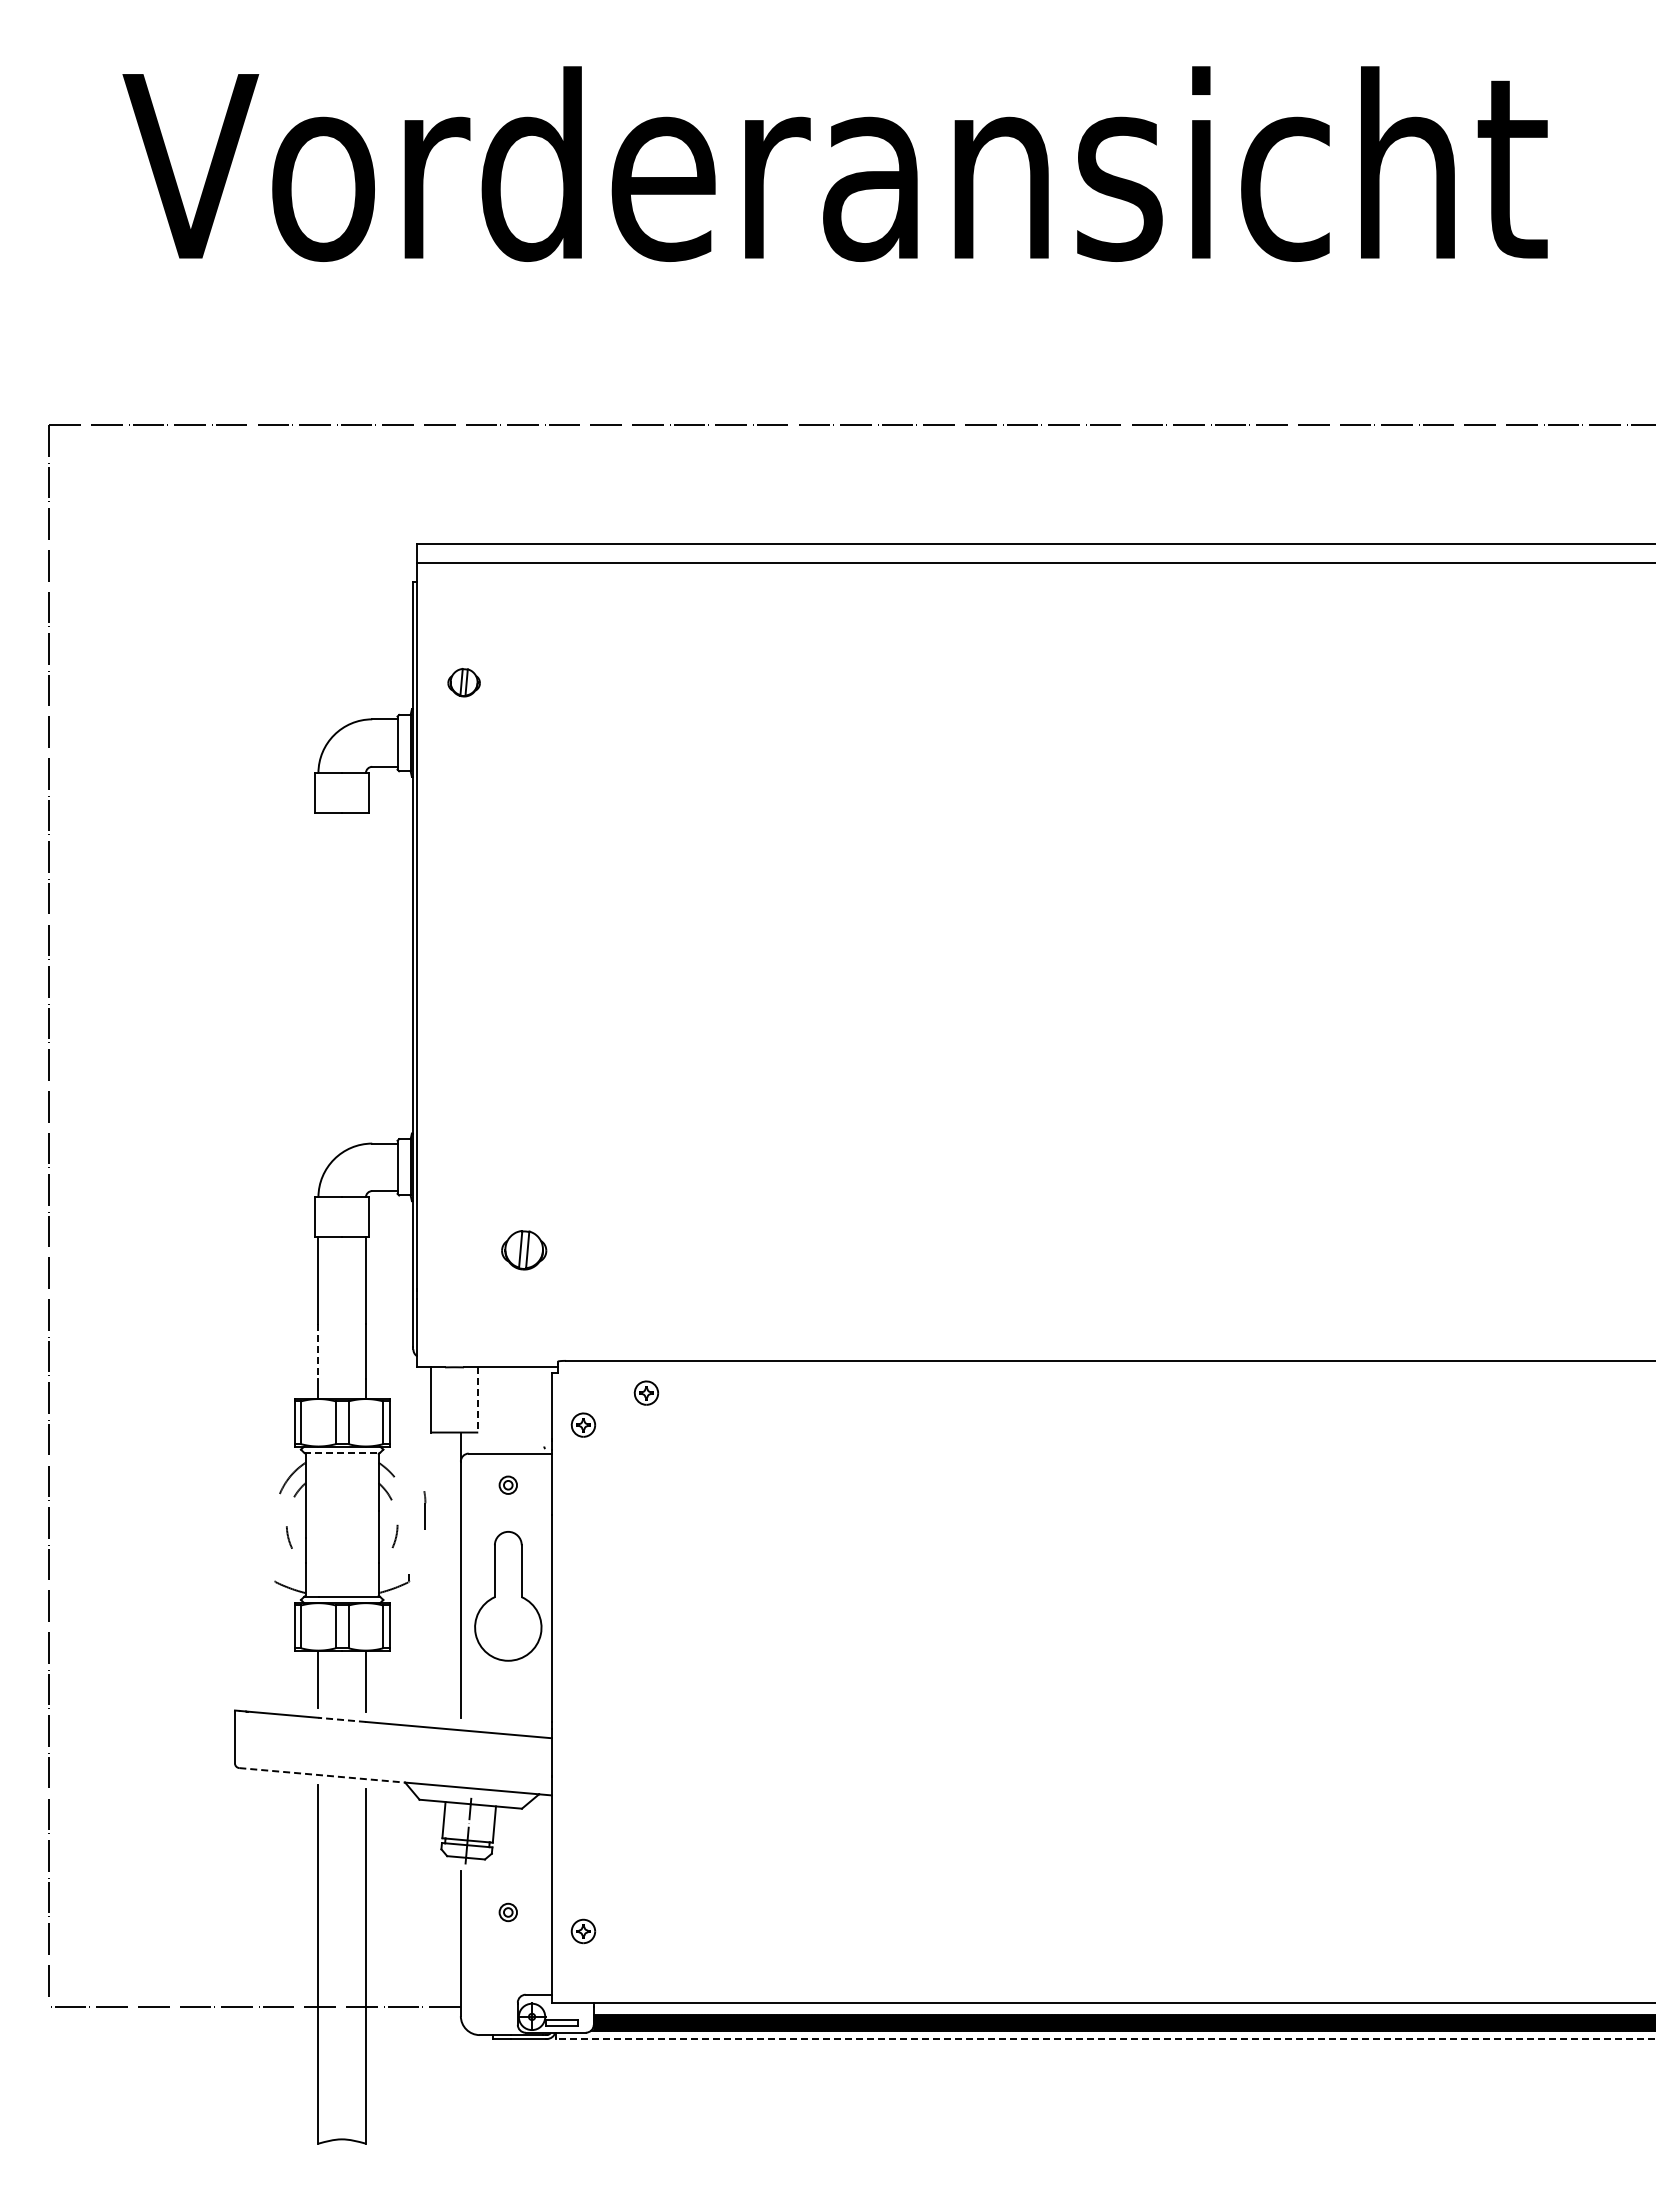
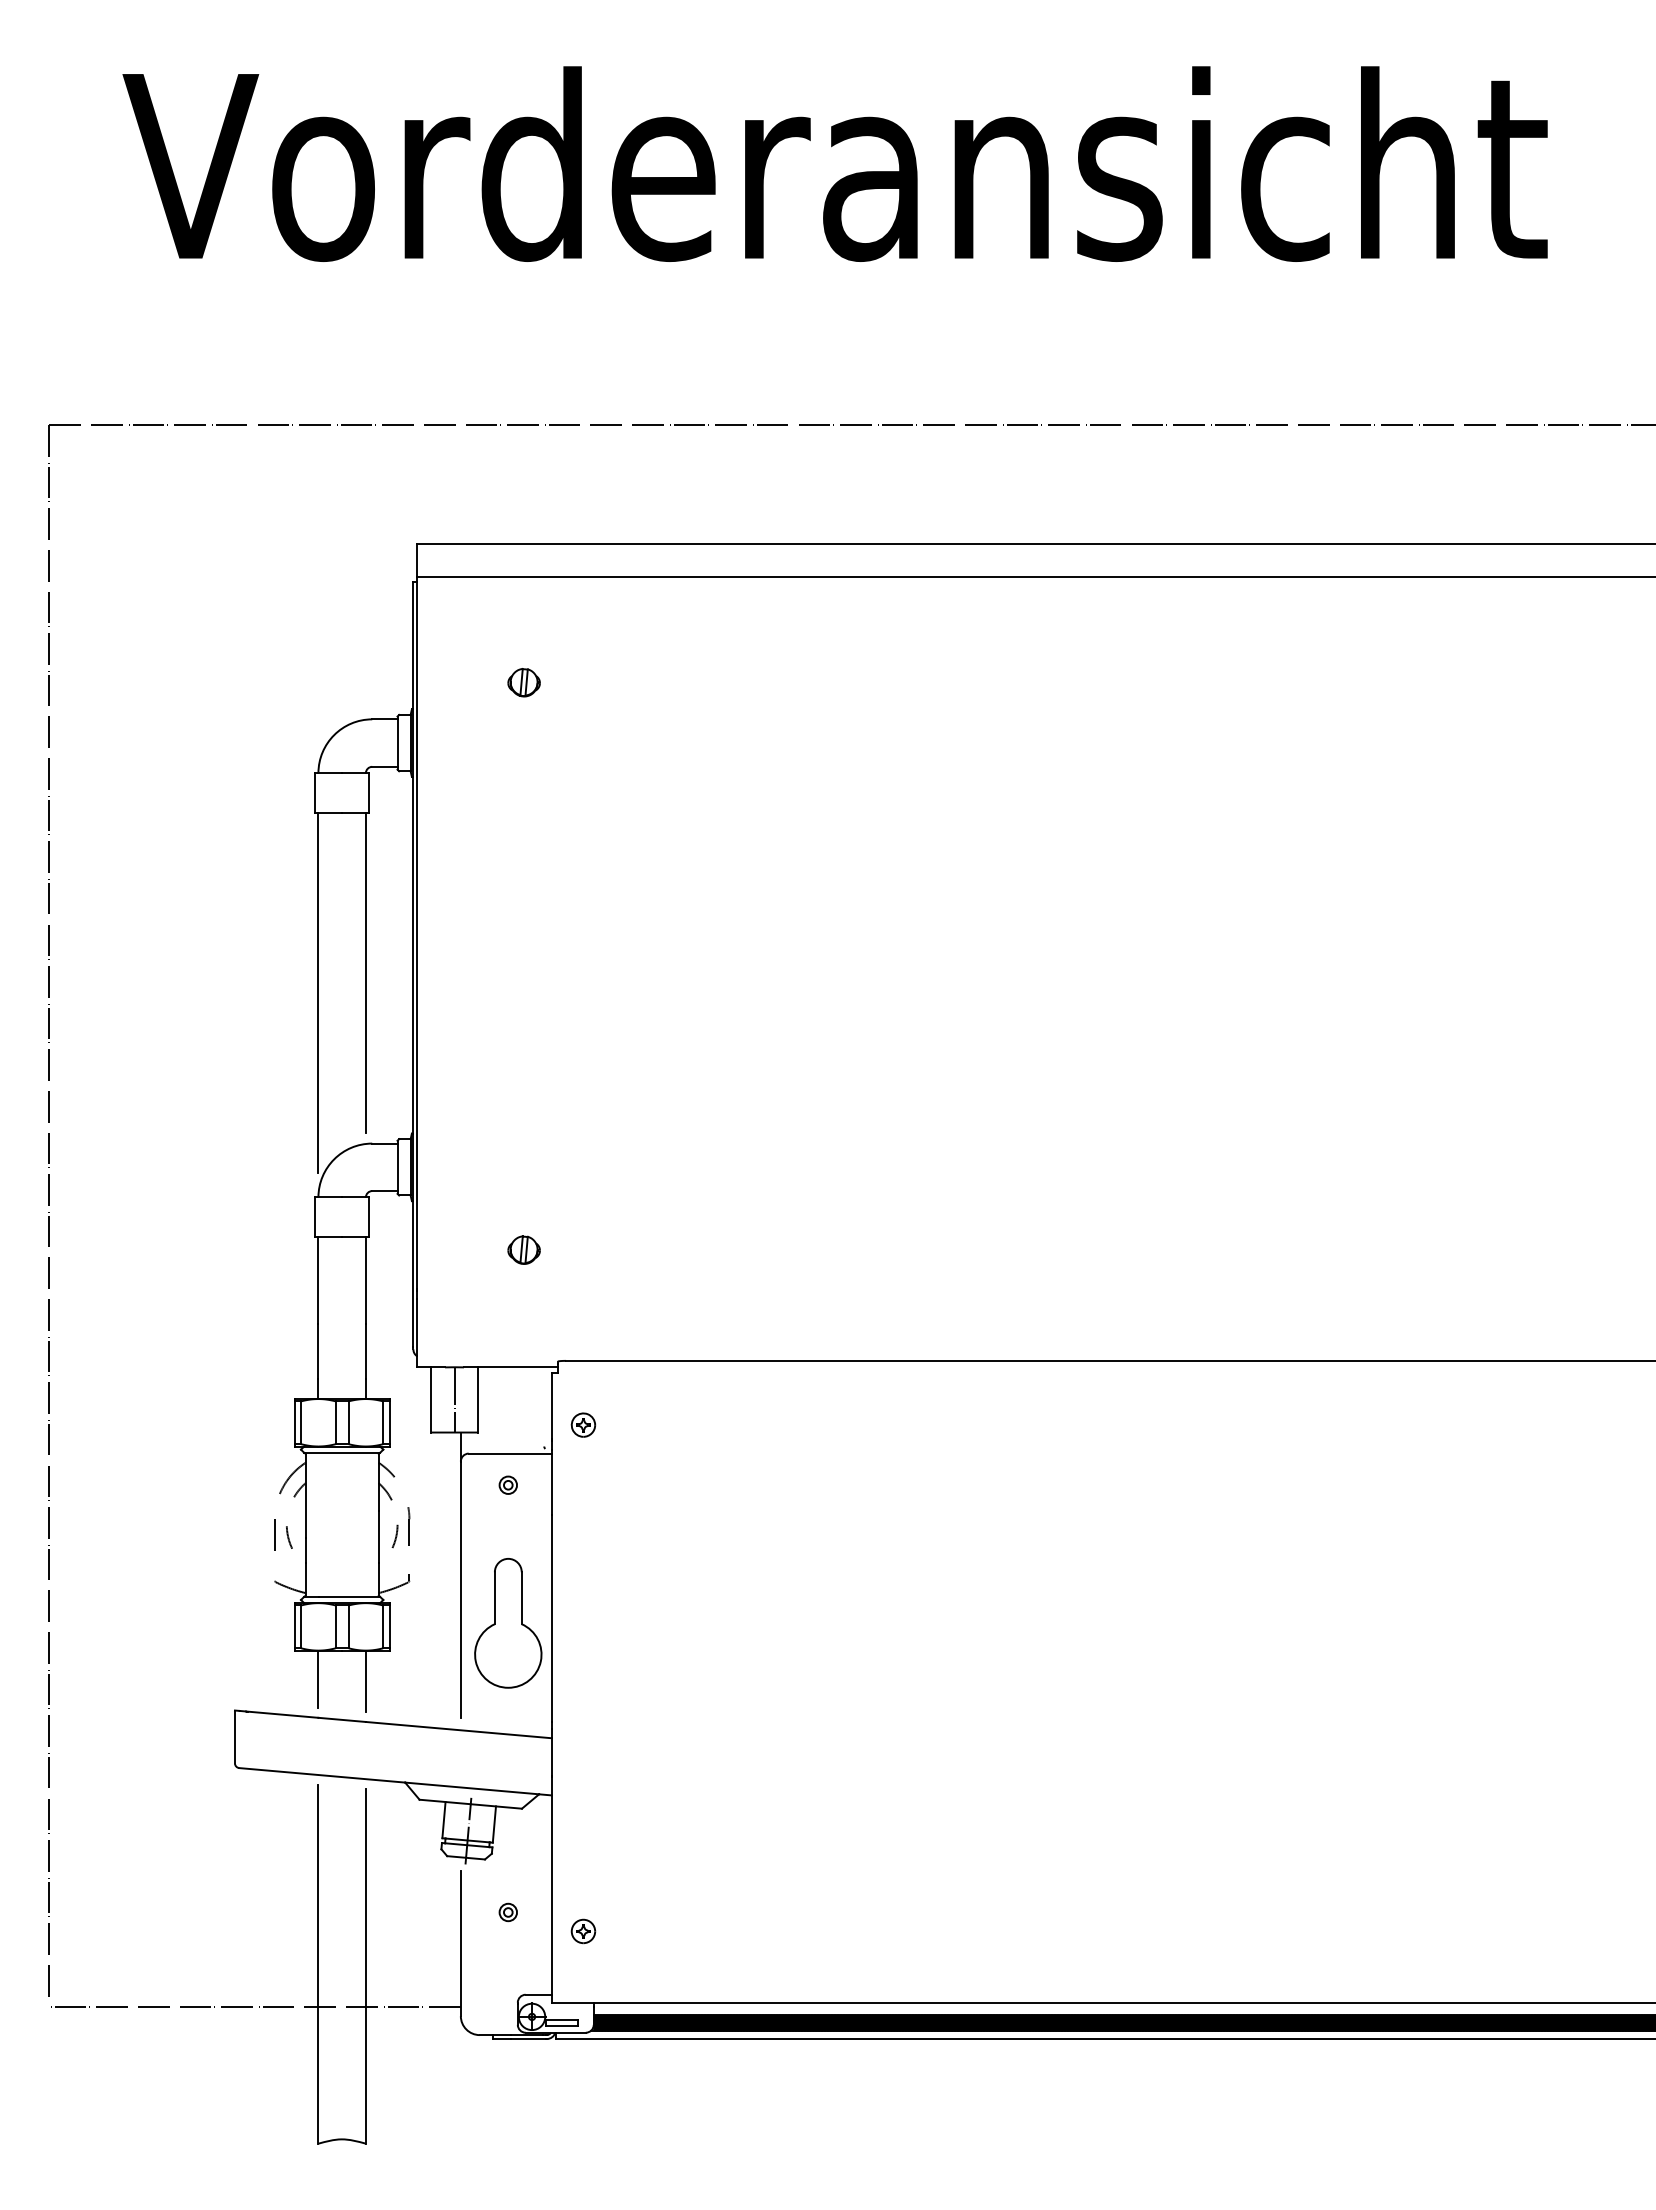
line position: (1034, 562) -> (1034, 576) (1034, 576)
part position: (463, 682) -> (523, 682) (523, 682)
line: none -> present (365, 972)
line: none -> present (318, 992)
part size: 47x41 px -> 34x30 px (523, 1249)
line: dashed -> solid (318, 1351)
part: present -> none (646, 1392)
line: none -> present (454, 1399)
line: dashed -> solid (478, 1399)
line: dashed -> solid (342, 1452)
part position: (424, 1510) -> (408, 1526) (408, 1526)
line: none -> present (274, 1535)
part position: (508, 1596) -> (508, 1623) (508, 1623)
line: dashed -> solid (342, 1719)
line: dashed -> solid (322, 1775)
line: dashed -> solid (1105, 2039)
